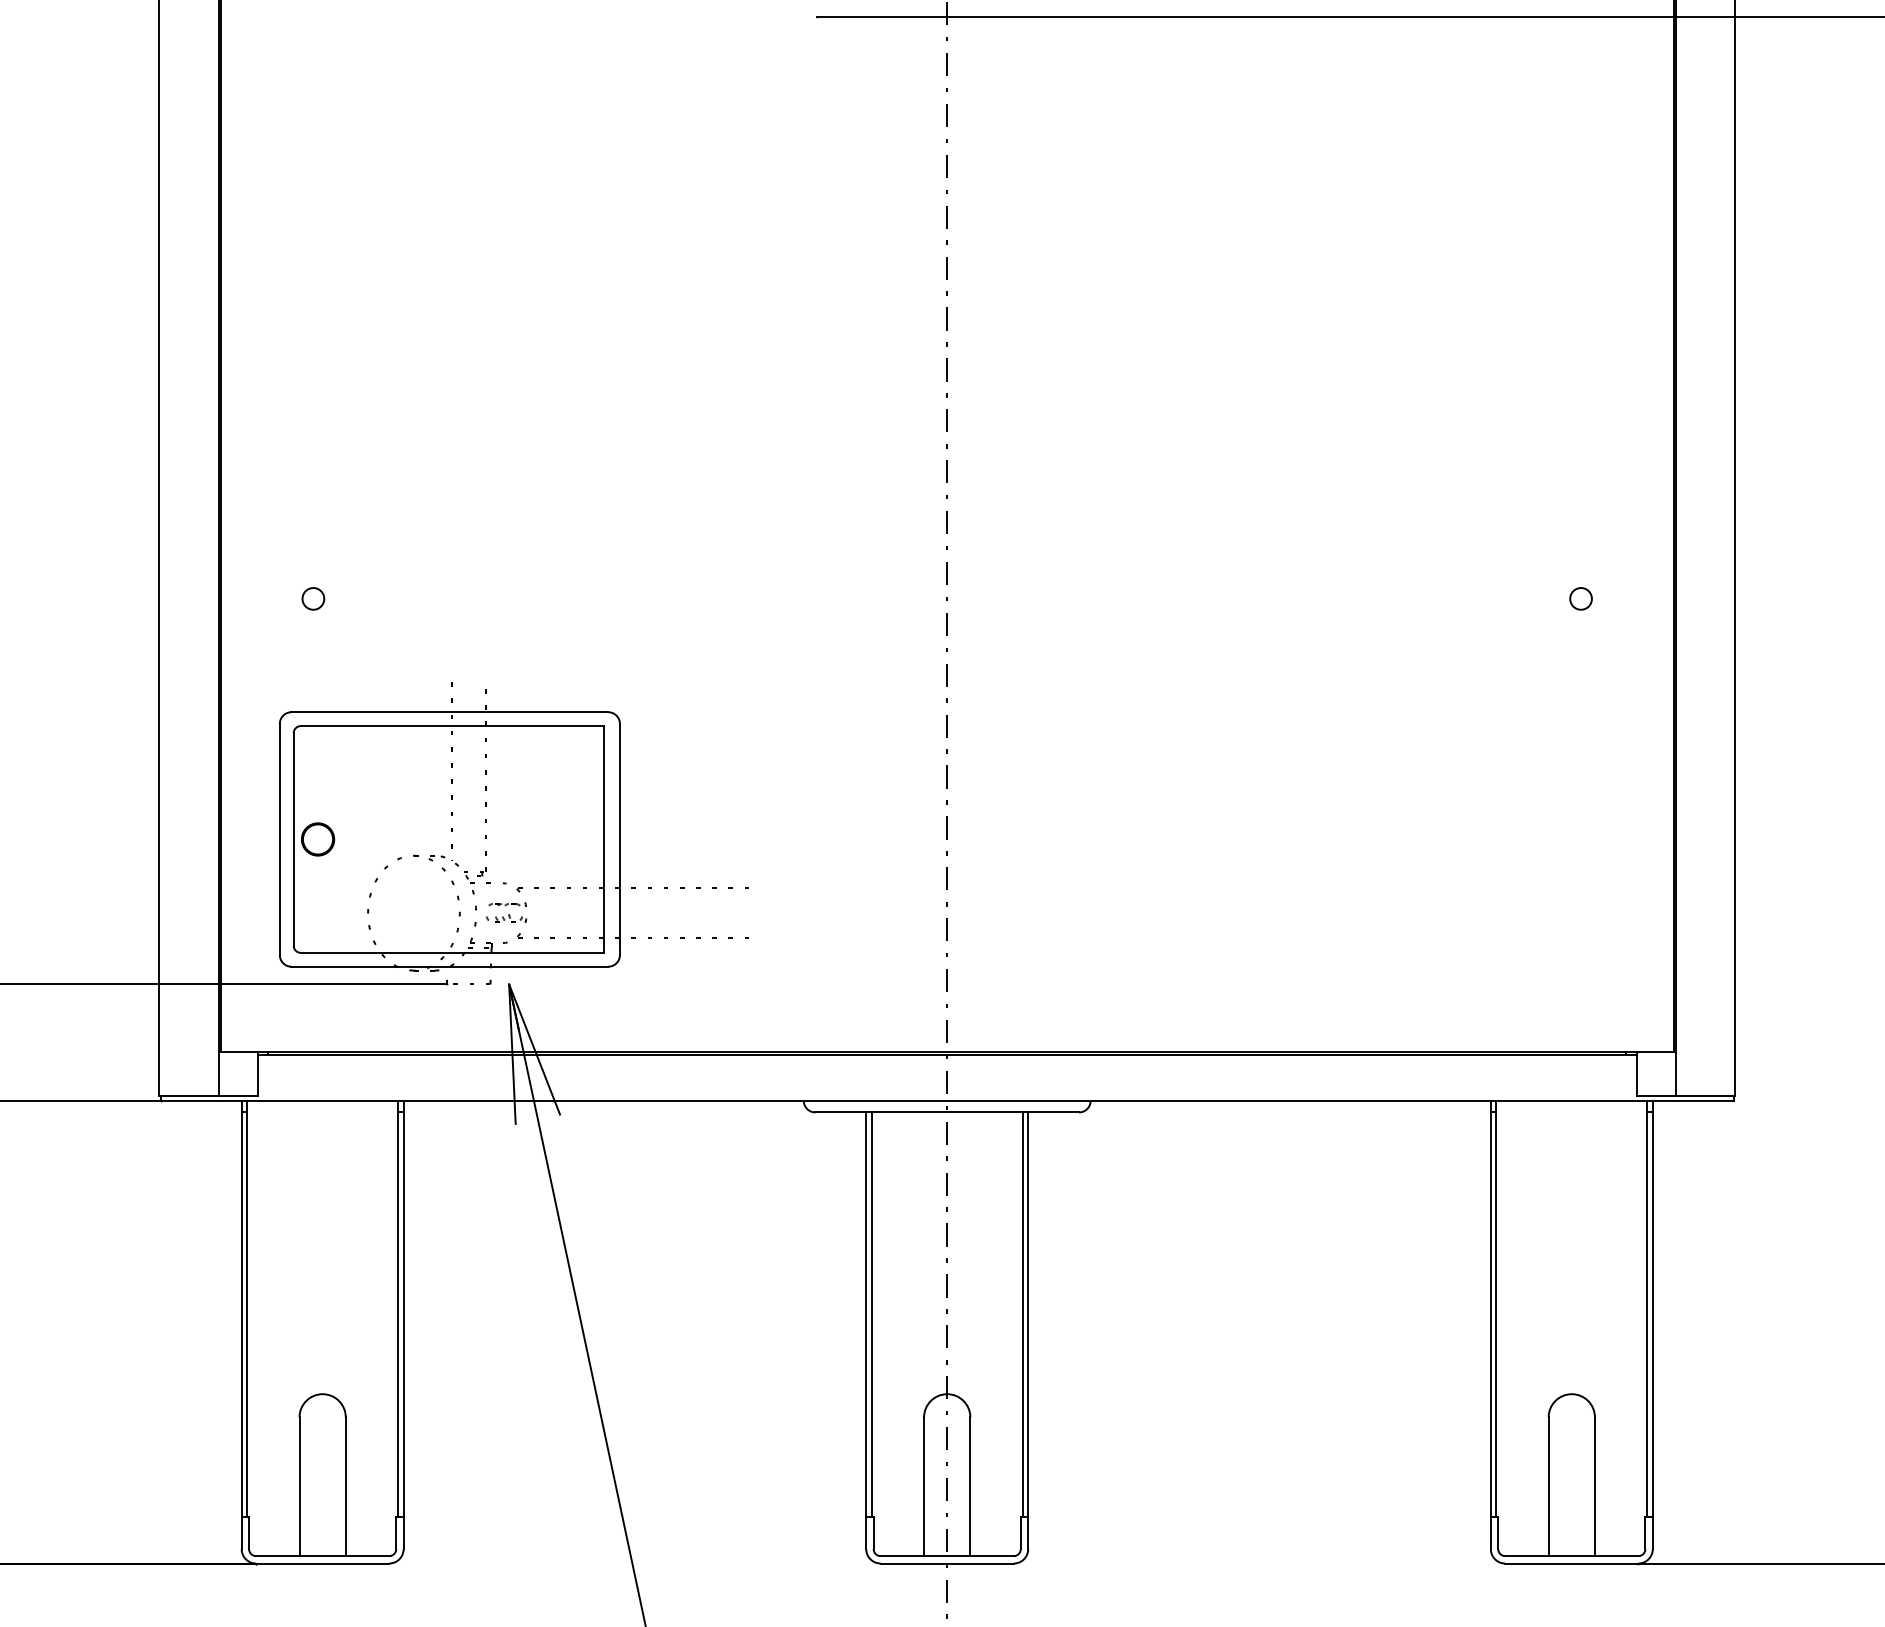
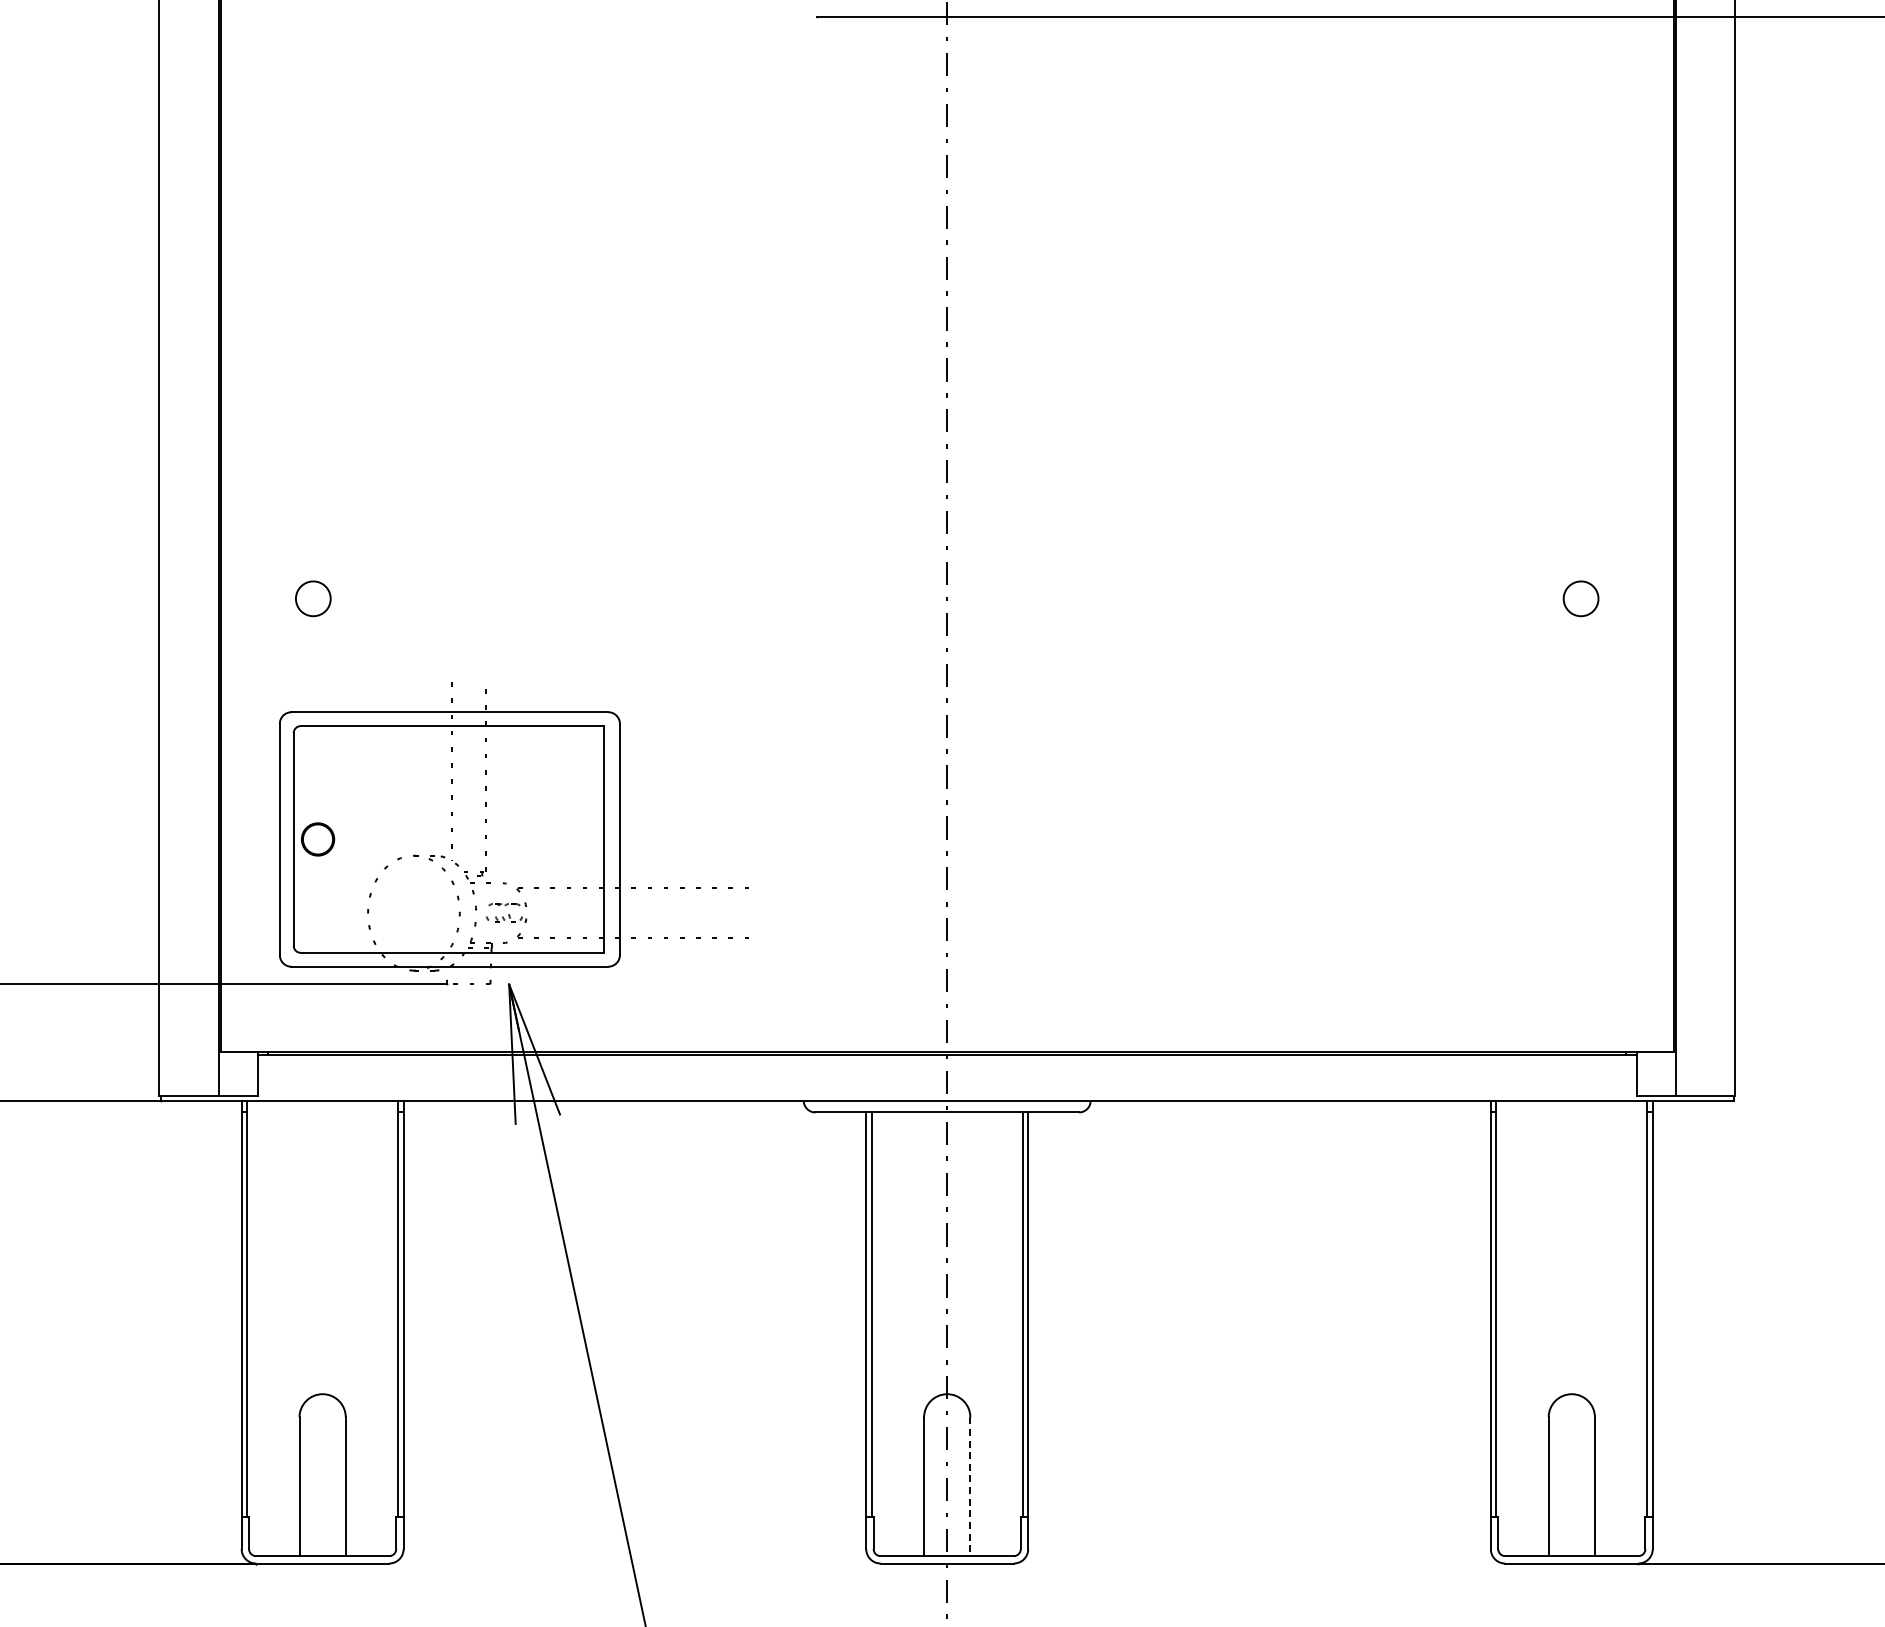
circle size: 25x24 px -> 37x38 px (313, 598)
circle size: 24x24 px -> 38x38 px (1580, 598)
line: solid -> dashed (970, 1487)
